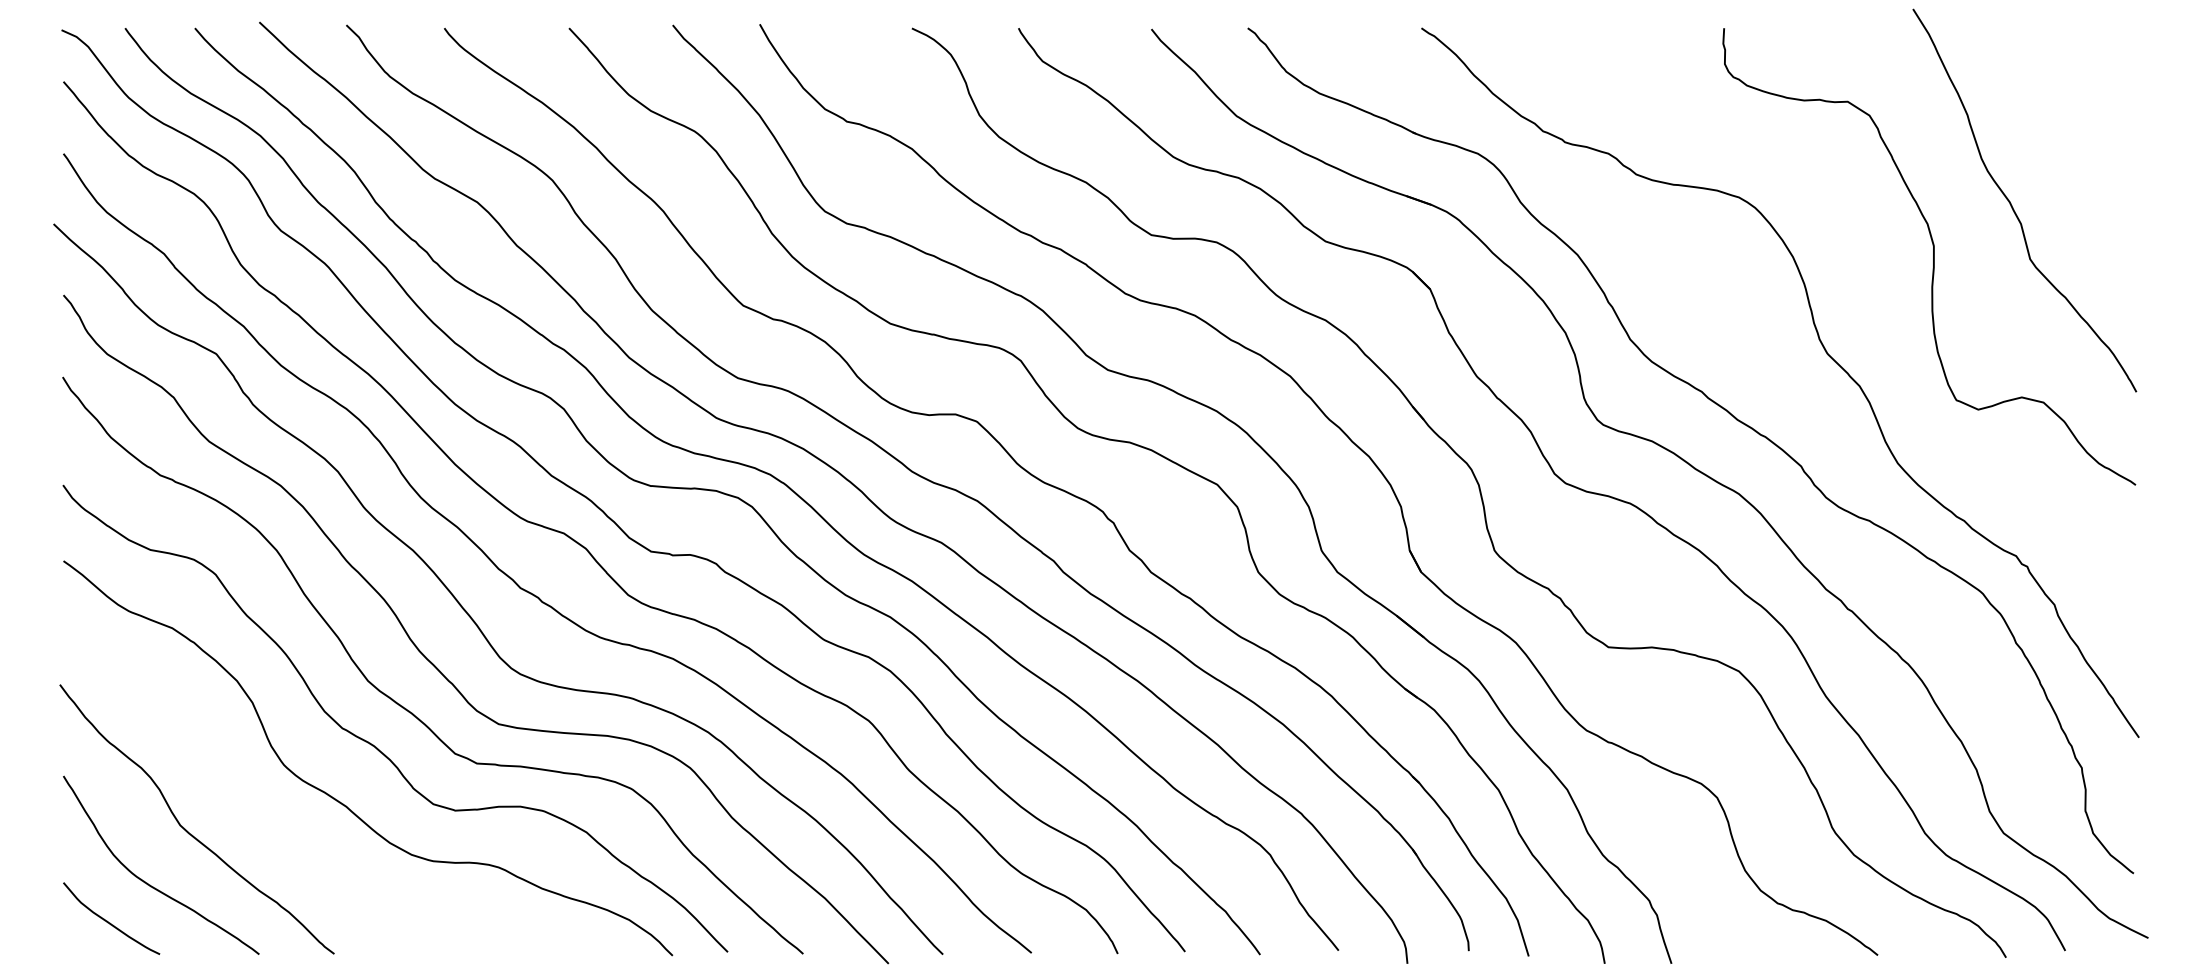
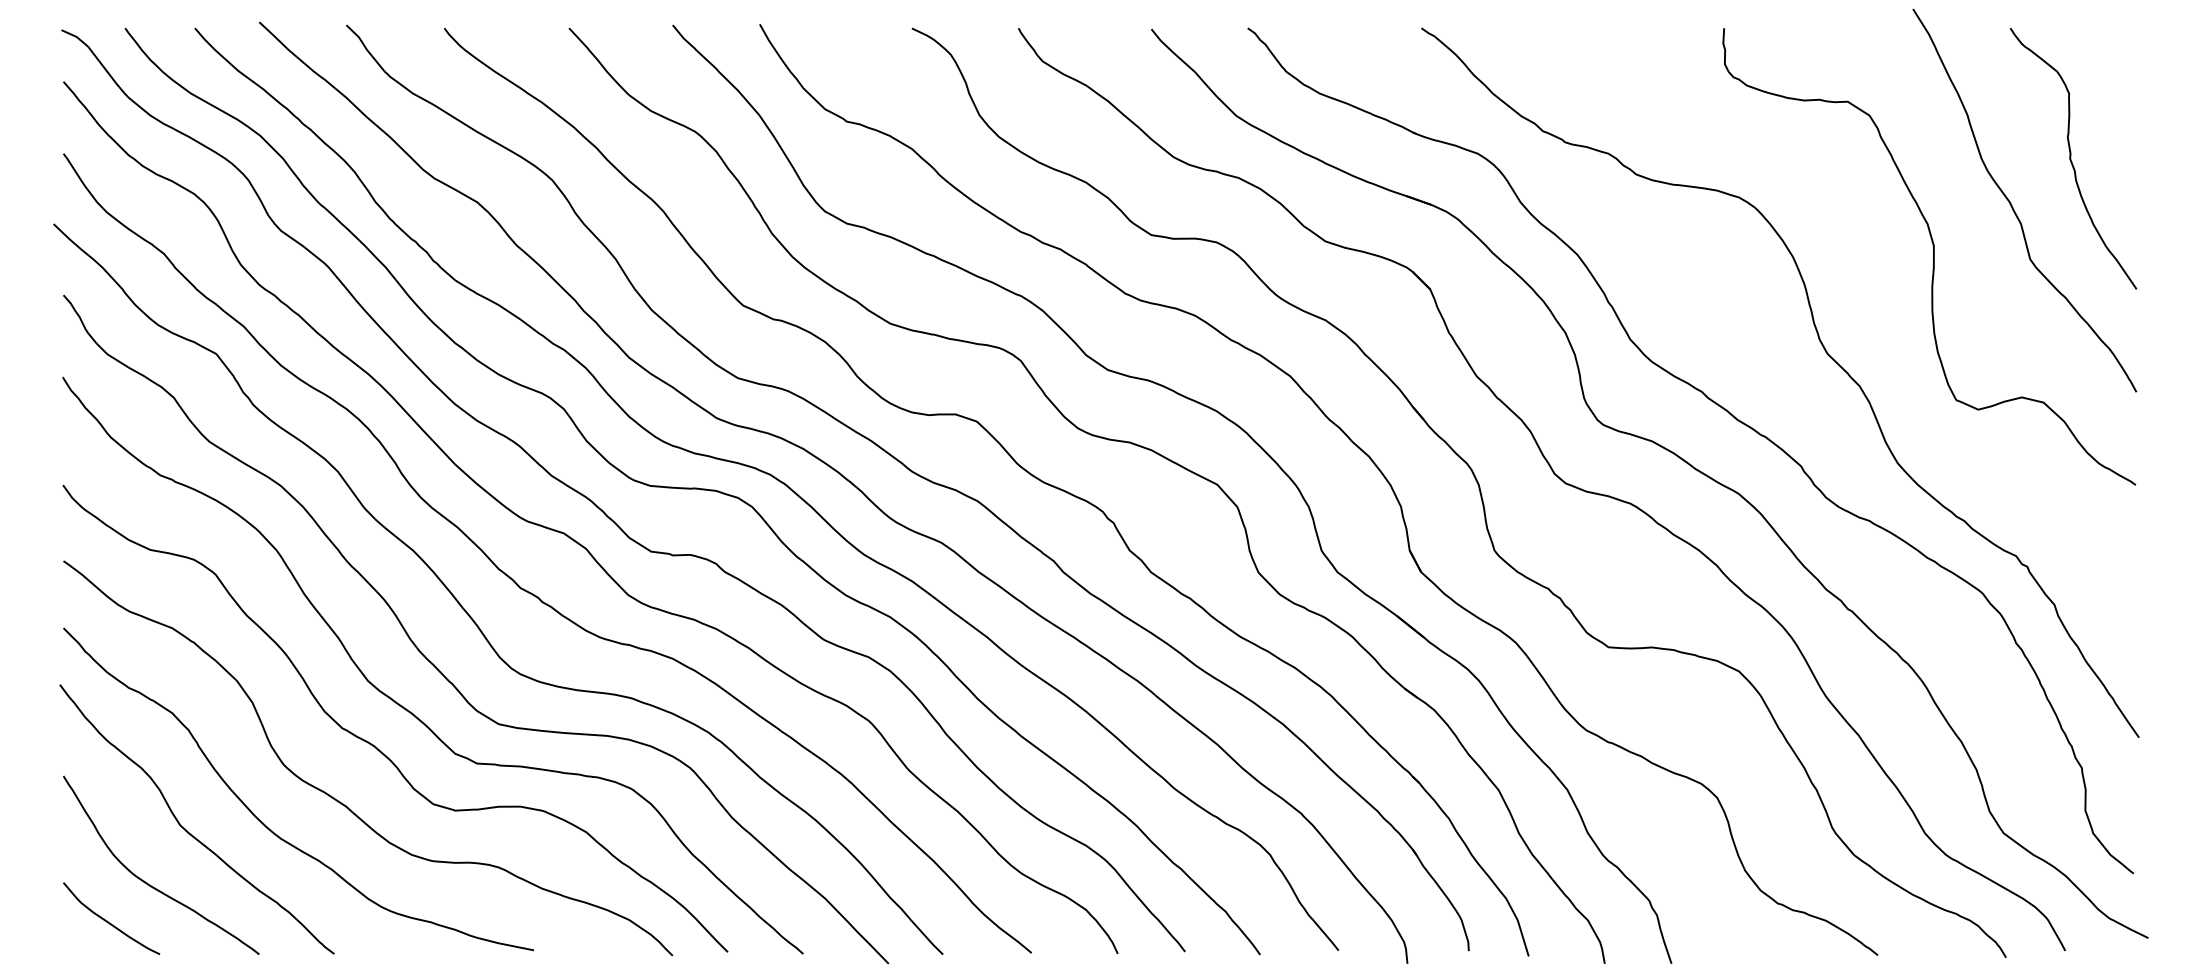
curve: none -> present (2071, 158)
curve: none -> present (264, 823)
